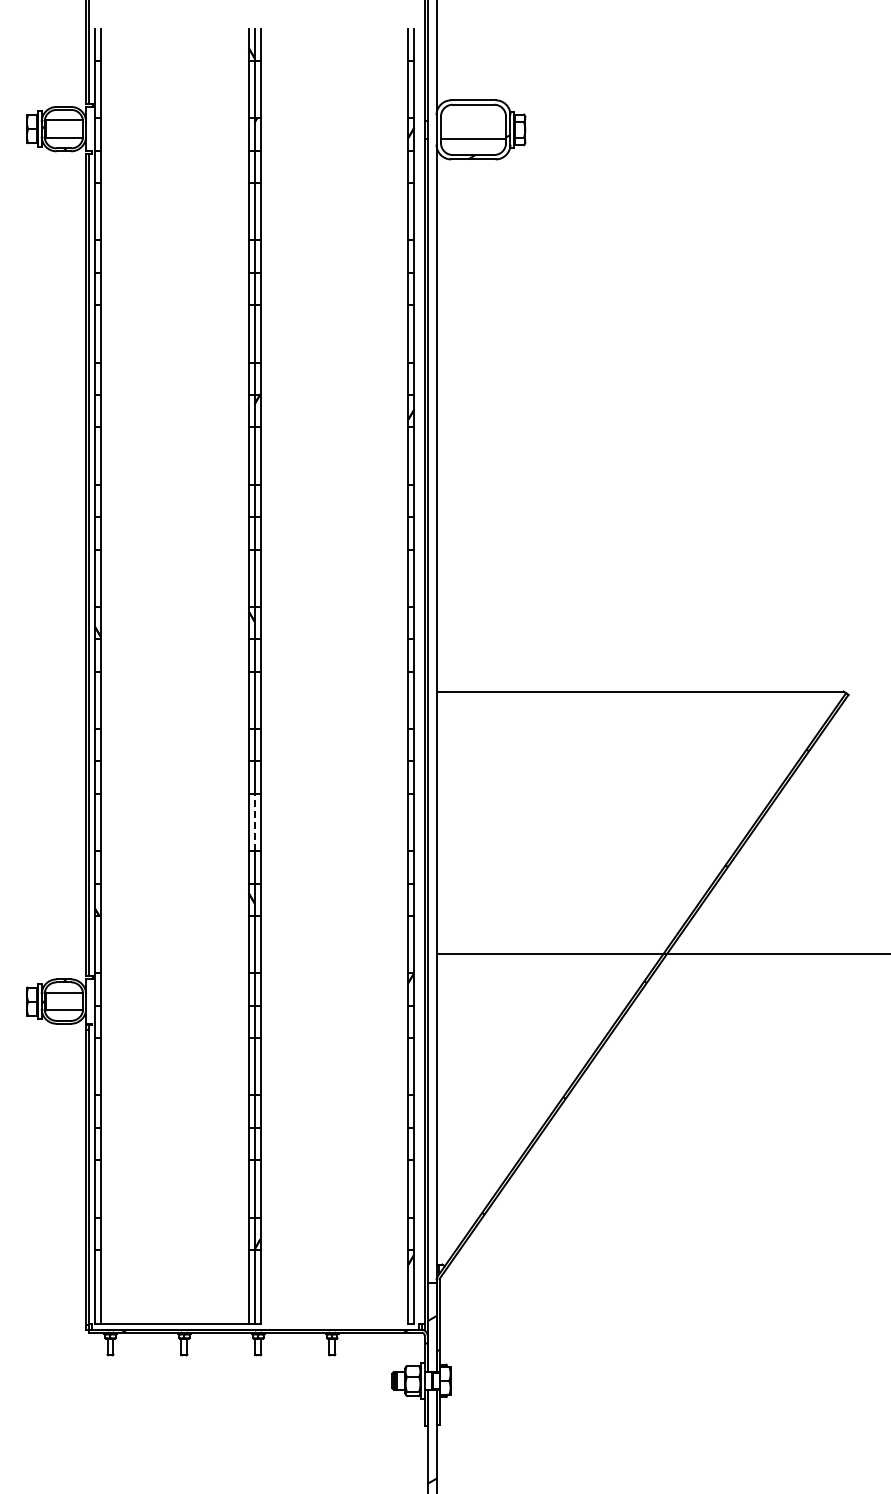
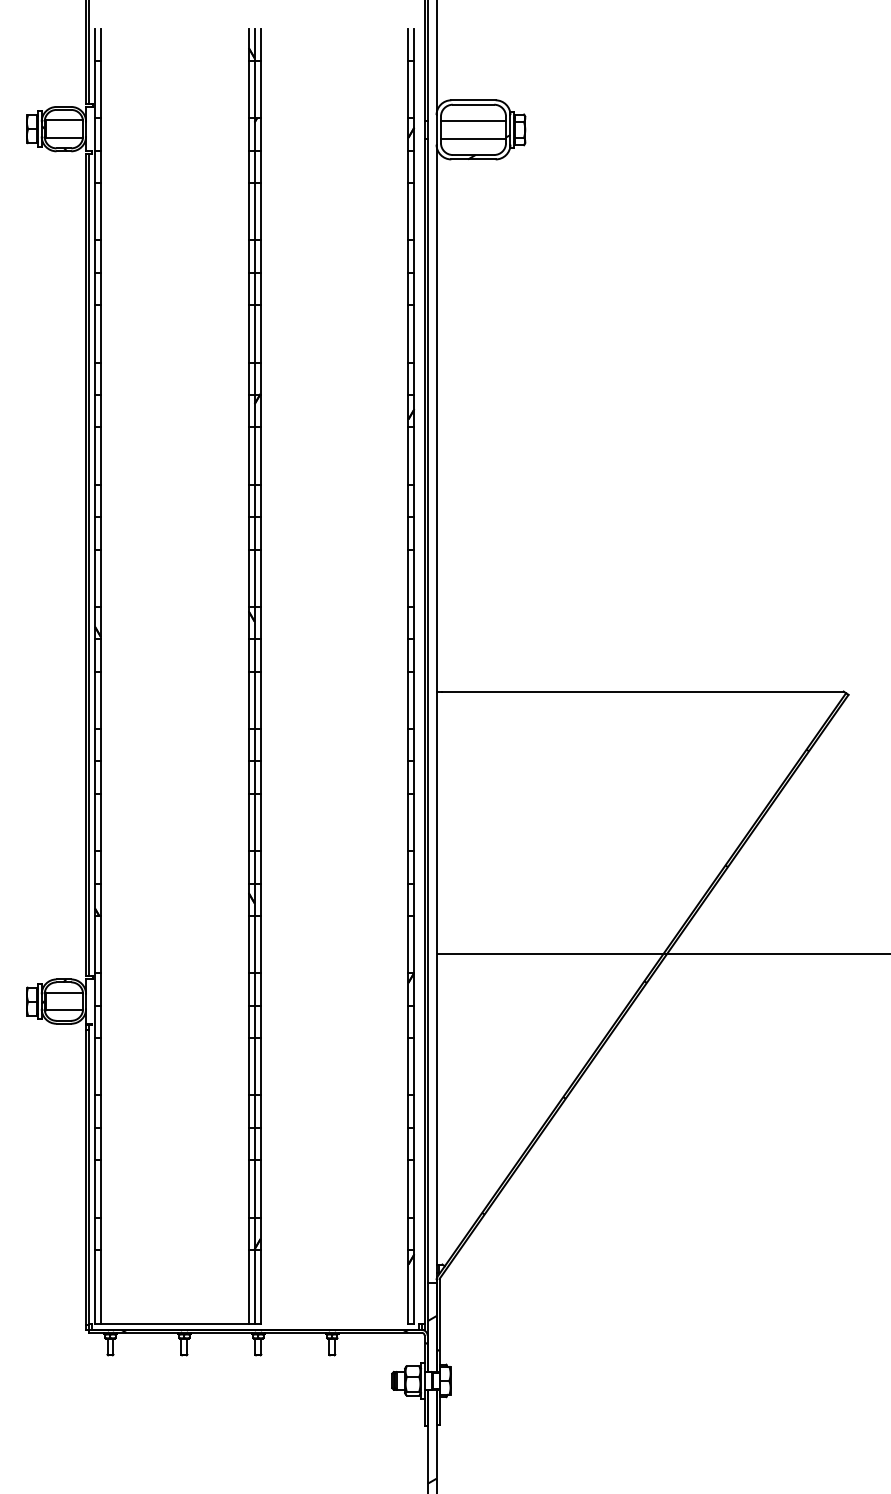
line: none -> present (473, 121)
line: dashed -> solid (254, 822)
